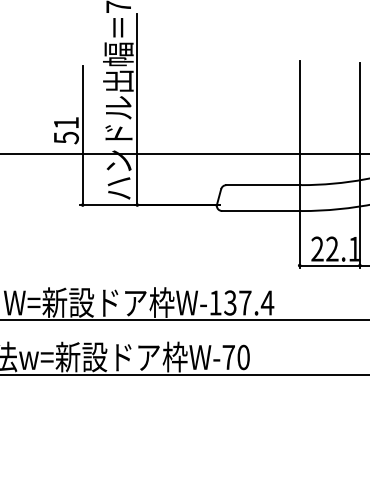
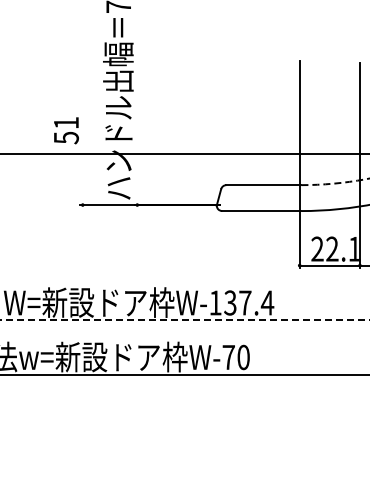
line: present -> none (137, 109)
line: present -> none (82, 135)
arc: solid -> dashed (335, 183)
line: solid -> dashed (184, 320)
